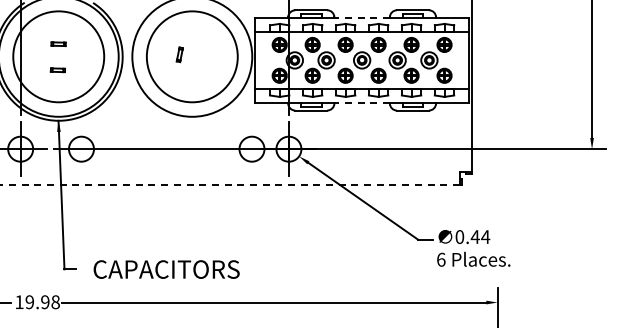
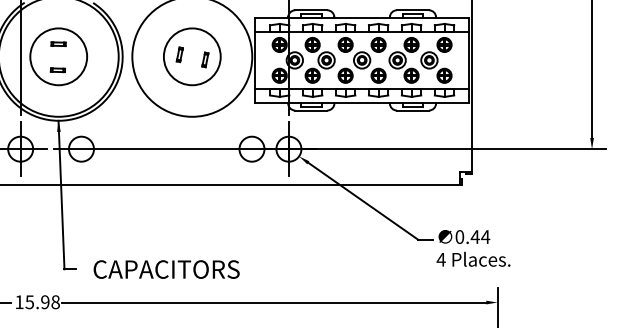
line: dashed -> solid (362, 17)
circle diameter: 91 px -> 57 px (58, 56)
circle diameter: 91 px -> 57 px (191, 56)
part: none -> present (205, 59)
line: dashed -> solid (362, 103)
line: dashed -> solid (230, 184)
text: 6 -> 4 (440, 259)
text: 19.98 -> 15.98 (29, 302)
